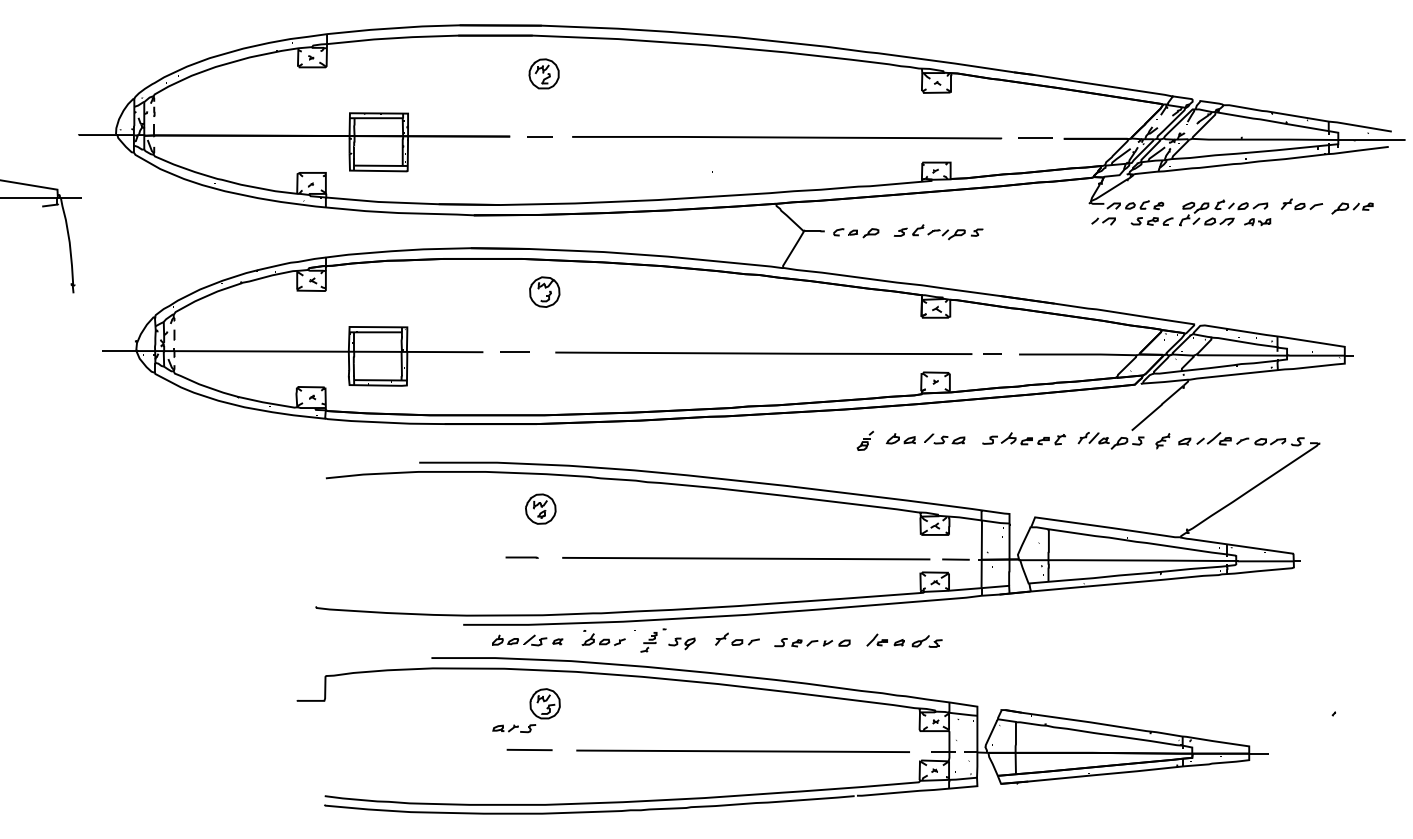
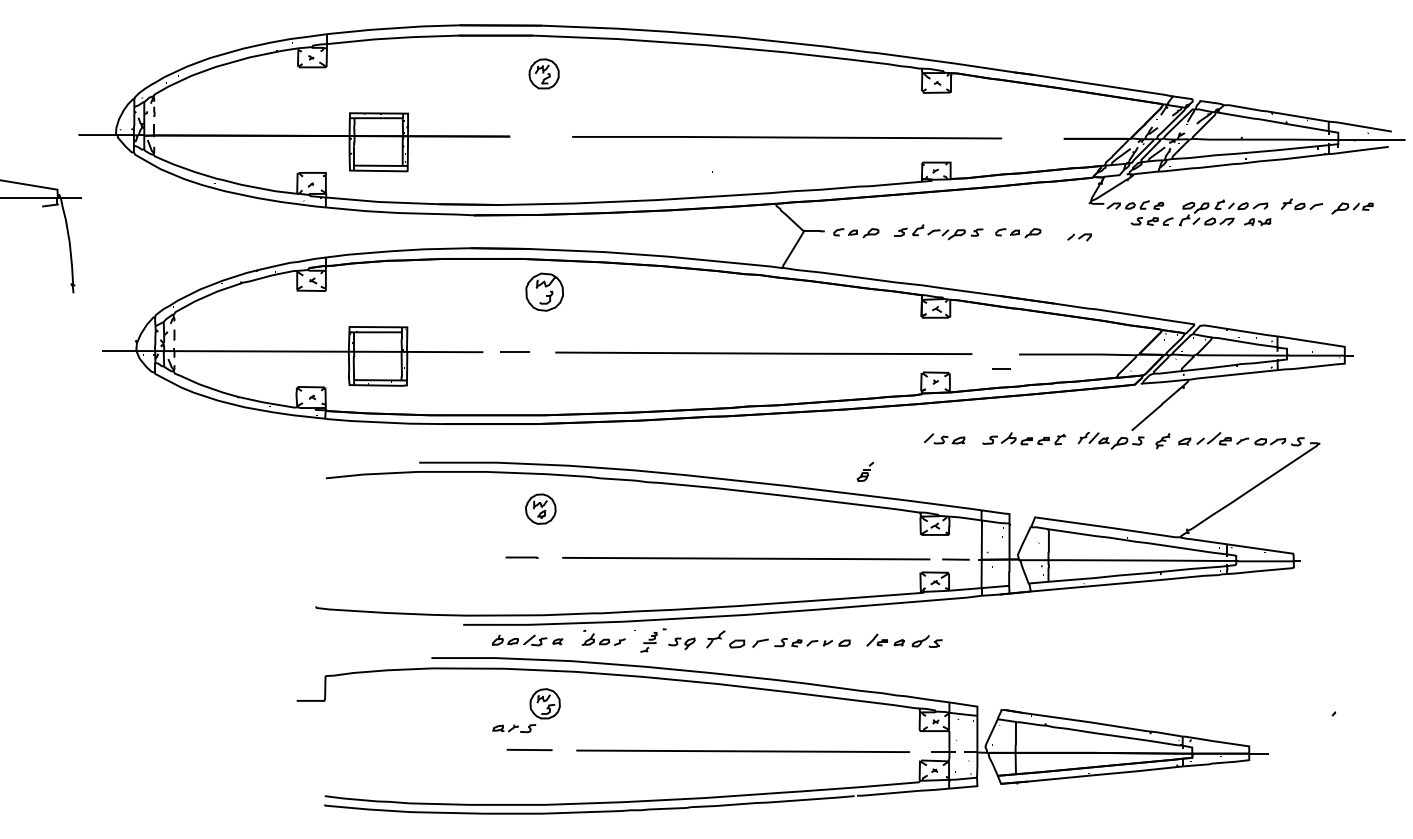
line: present -> none (539, 136)
line: present -> none (1035, 137)
part position: (1103, 221) -> (1079, 237) (1079, 237)
part: none -> present (1018, 233)
part size: 32x32 px -> 39x40 px (544, 291)
line position: (992, 353) -> (1001, 368) (1001, 368)
part: present -> none (900, 438)
part position: (864, 440) -> (864, 471) (864, 471)
part size: 45x14 px -> 63x19 px (737, 639)
